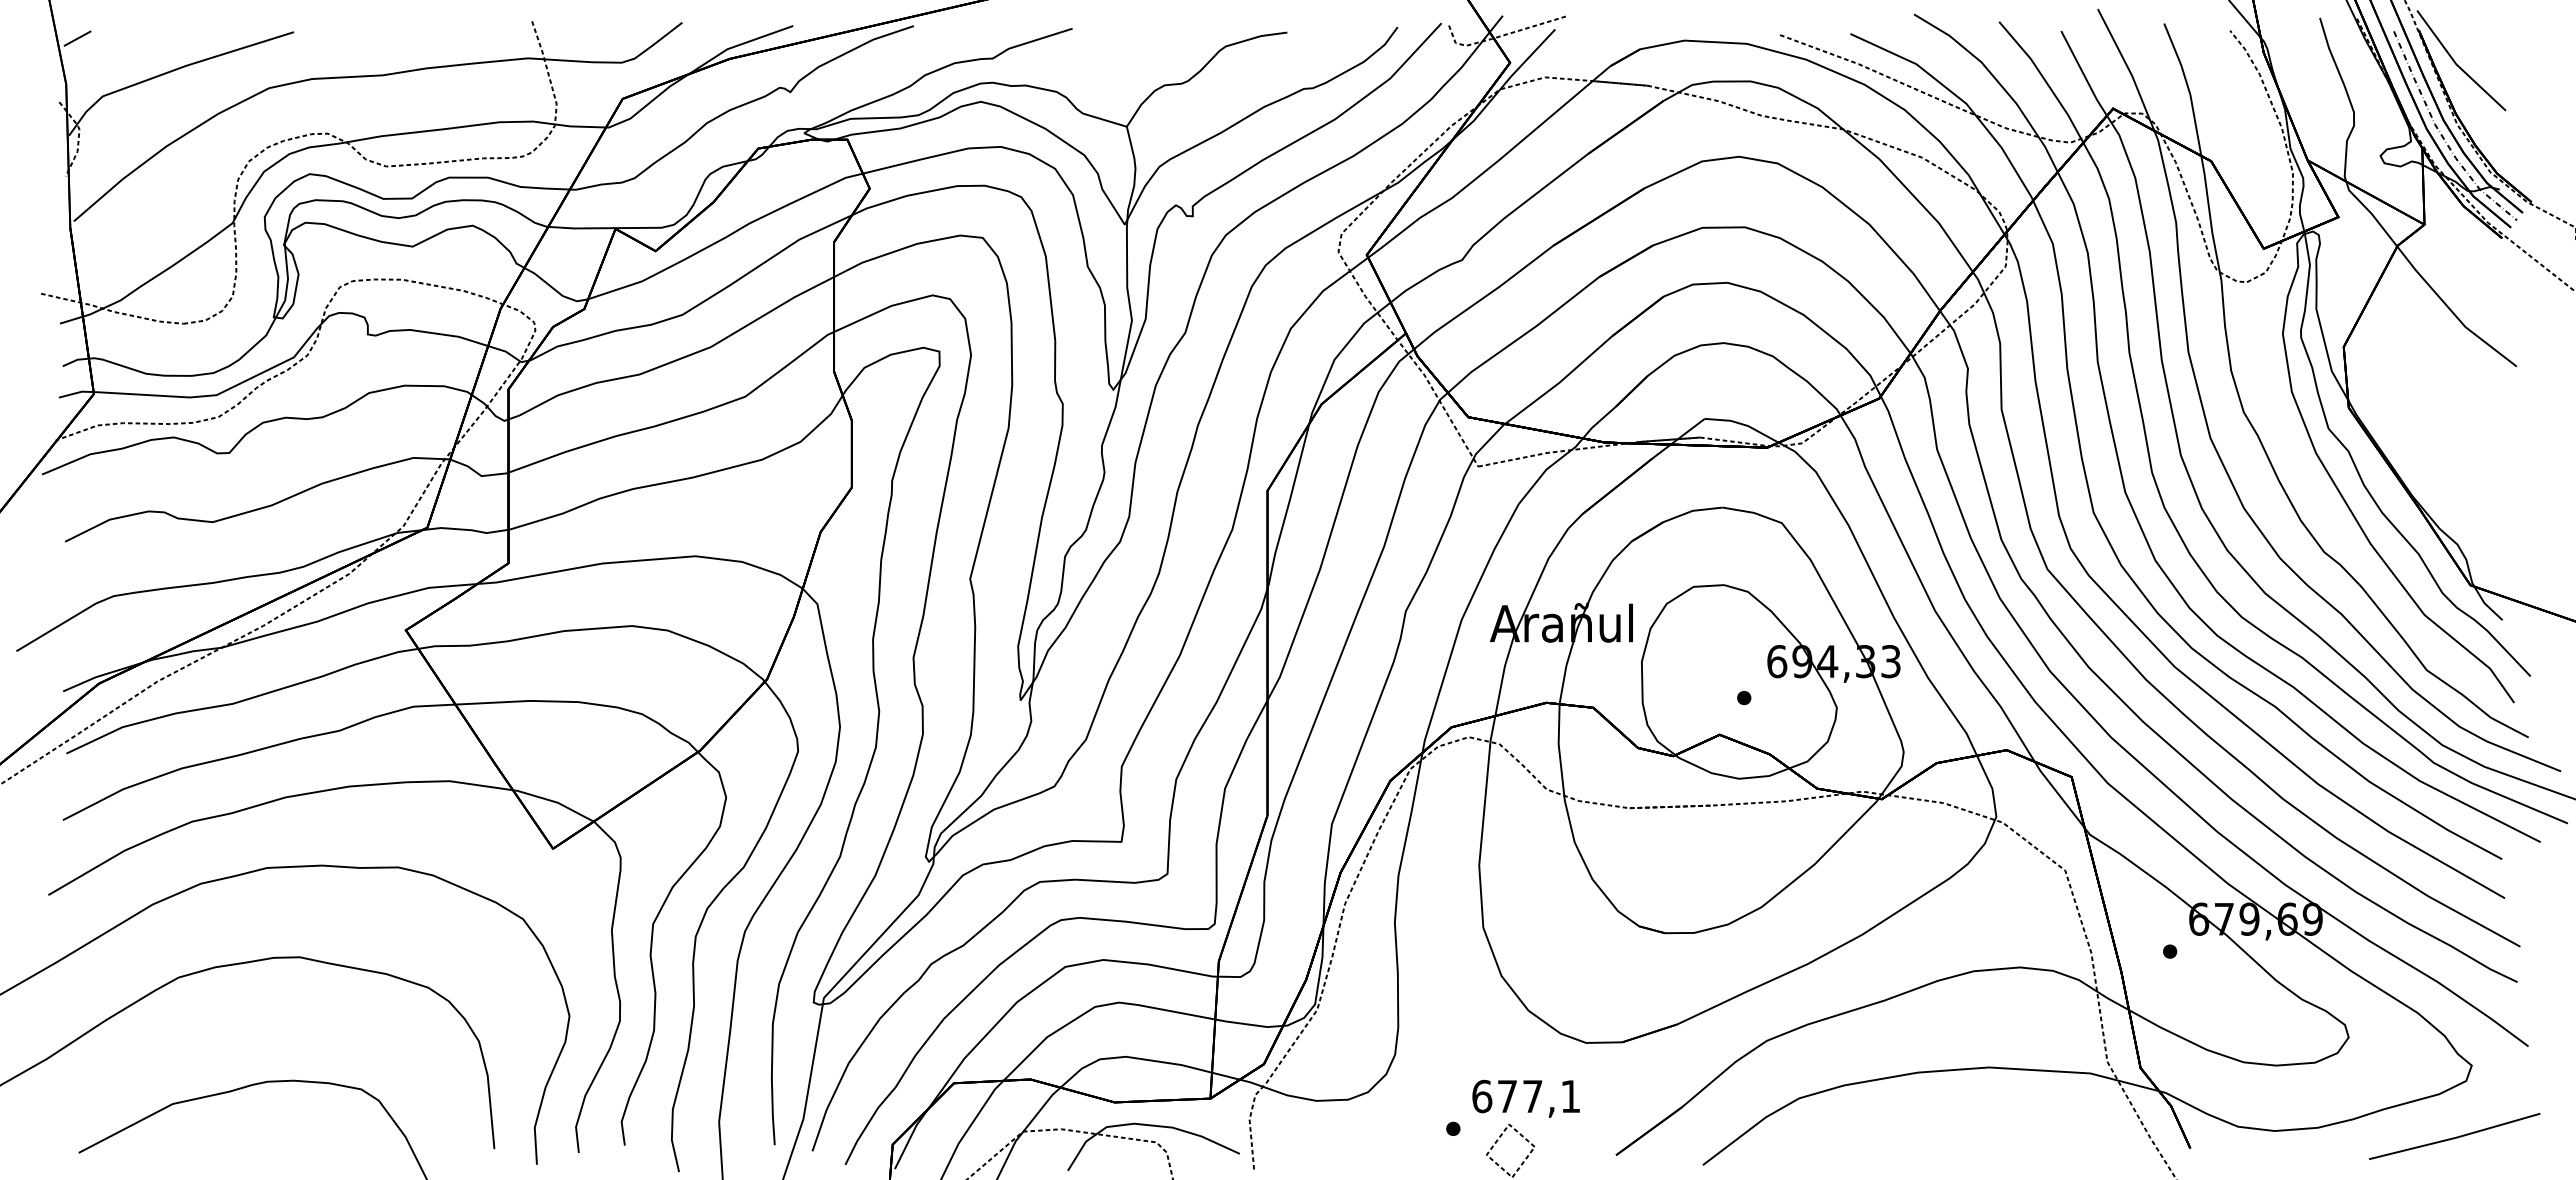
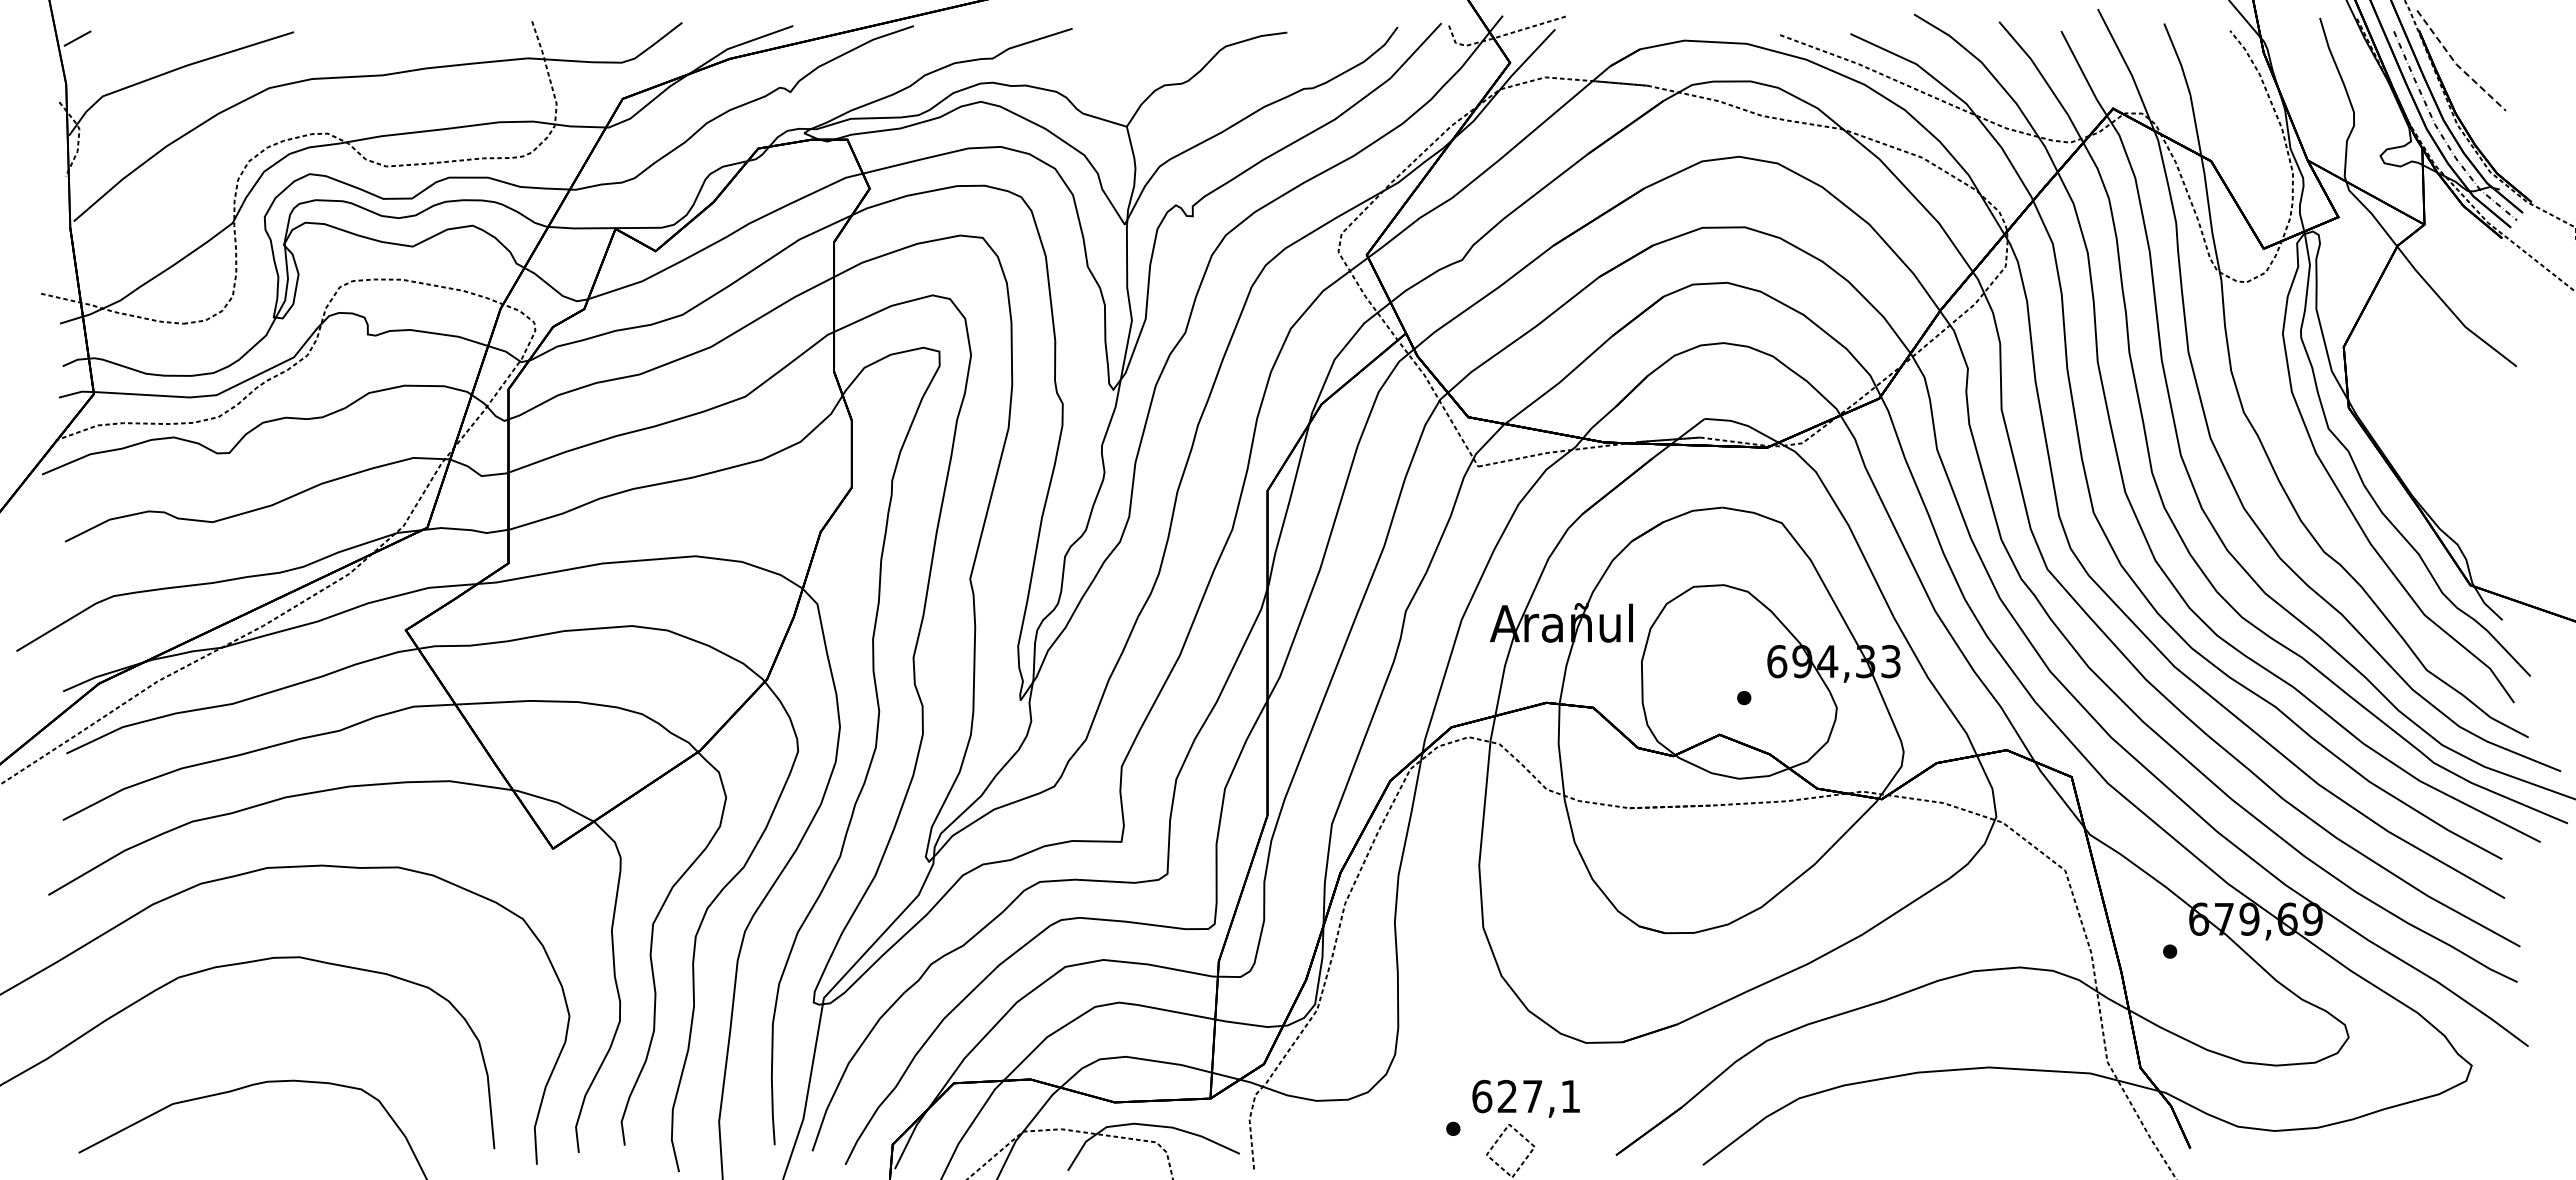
line: solid -> dashed (2456, 64)
text: 677,1 -> 627,1 (1506, 1095)
line: present -> none (2454, 1137)
